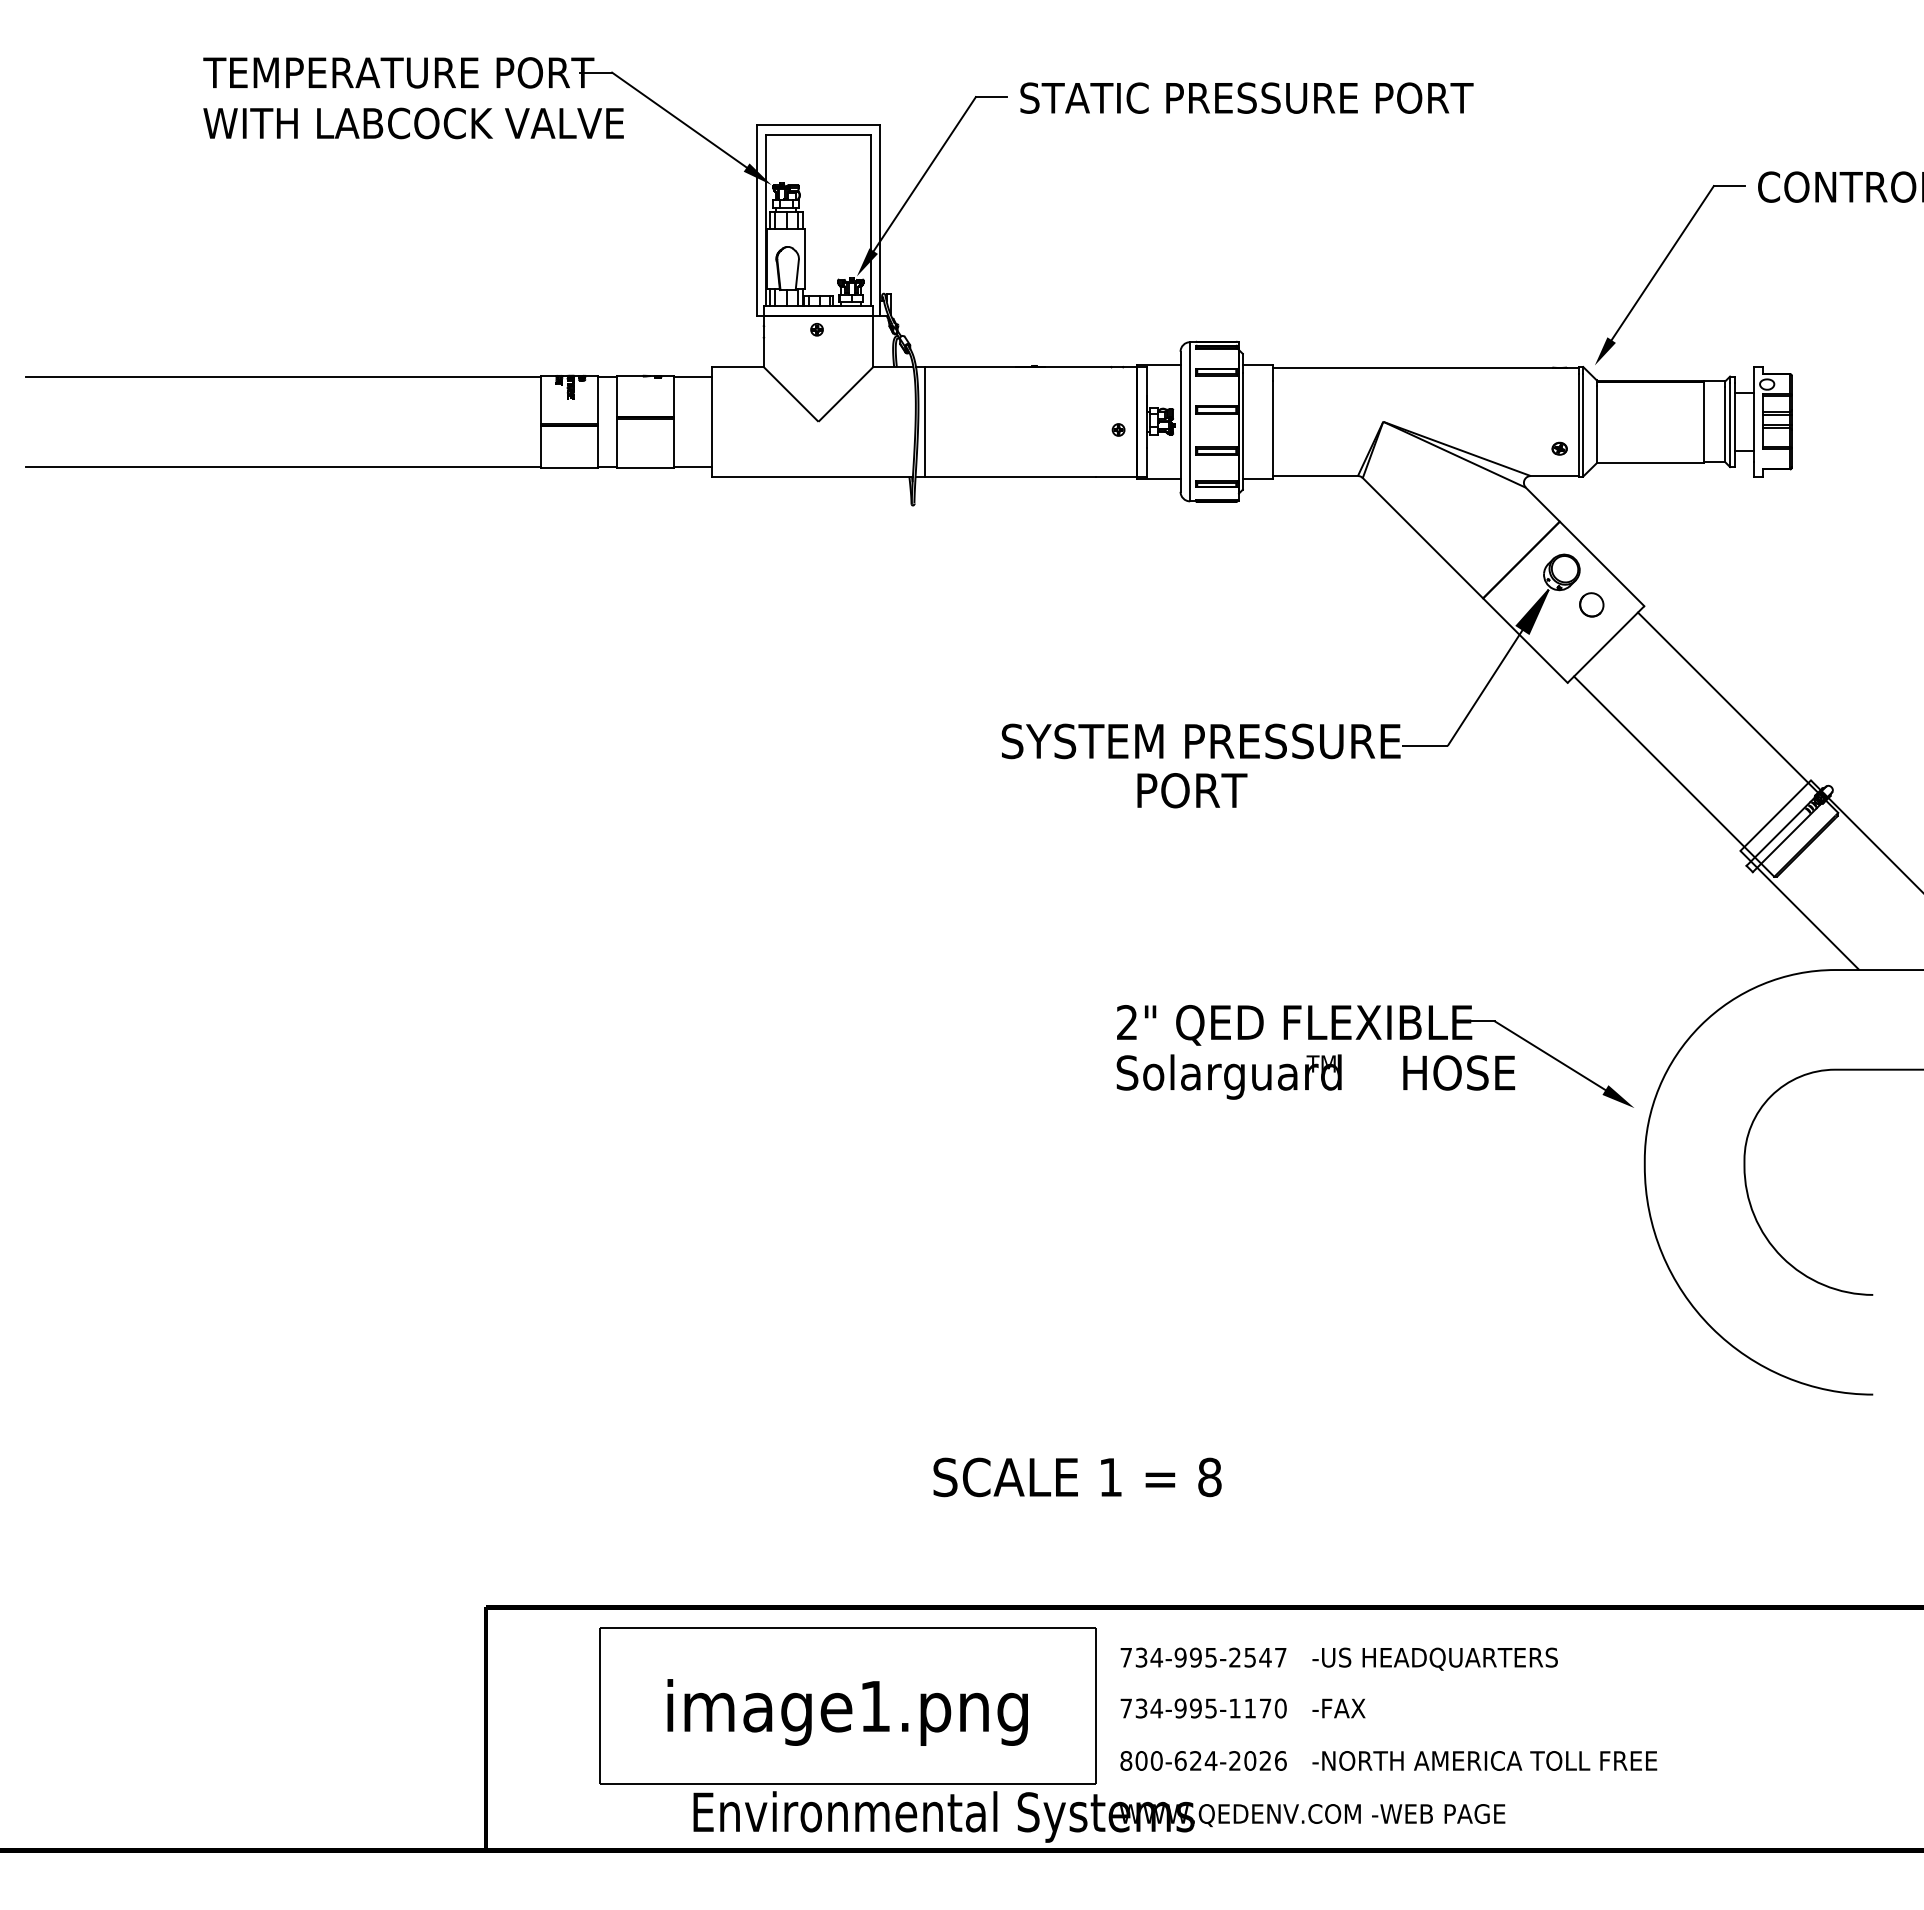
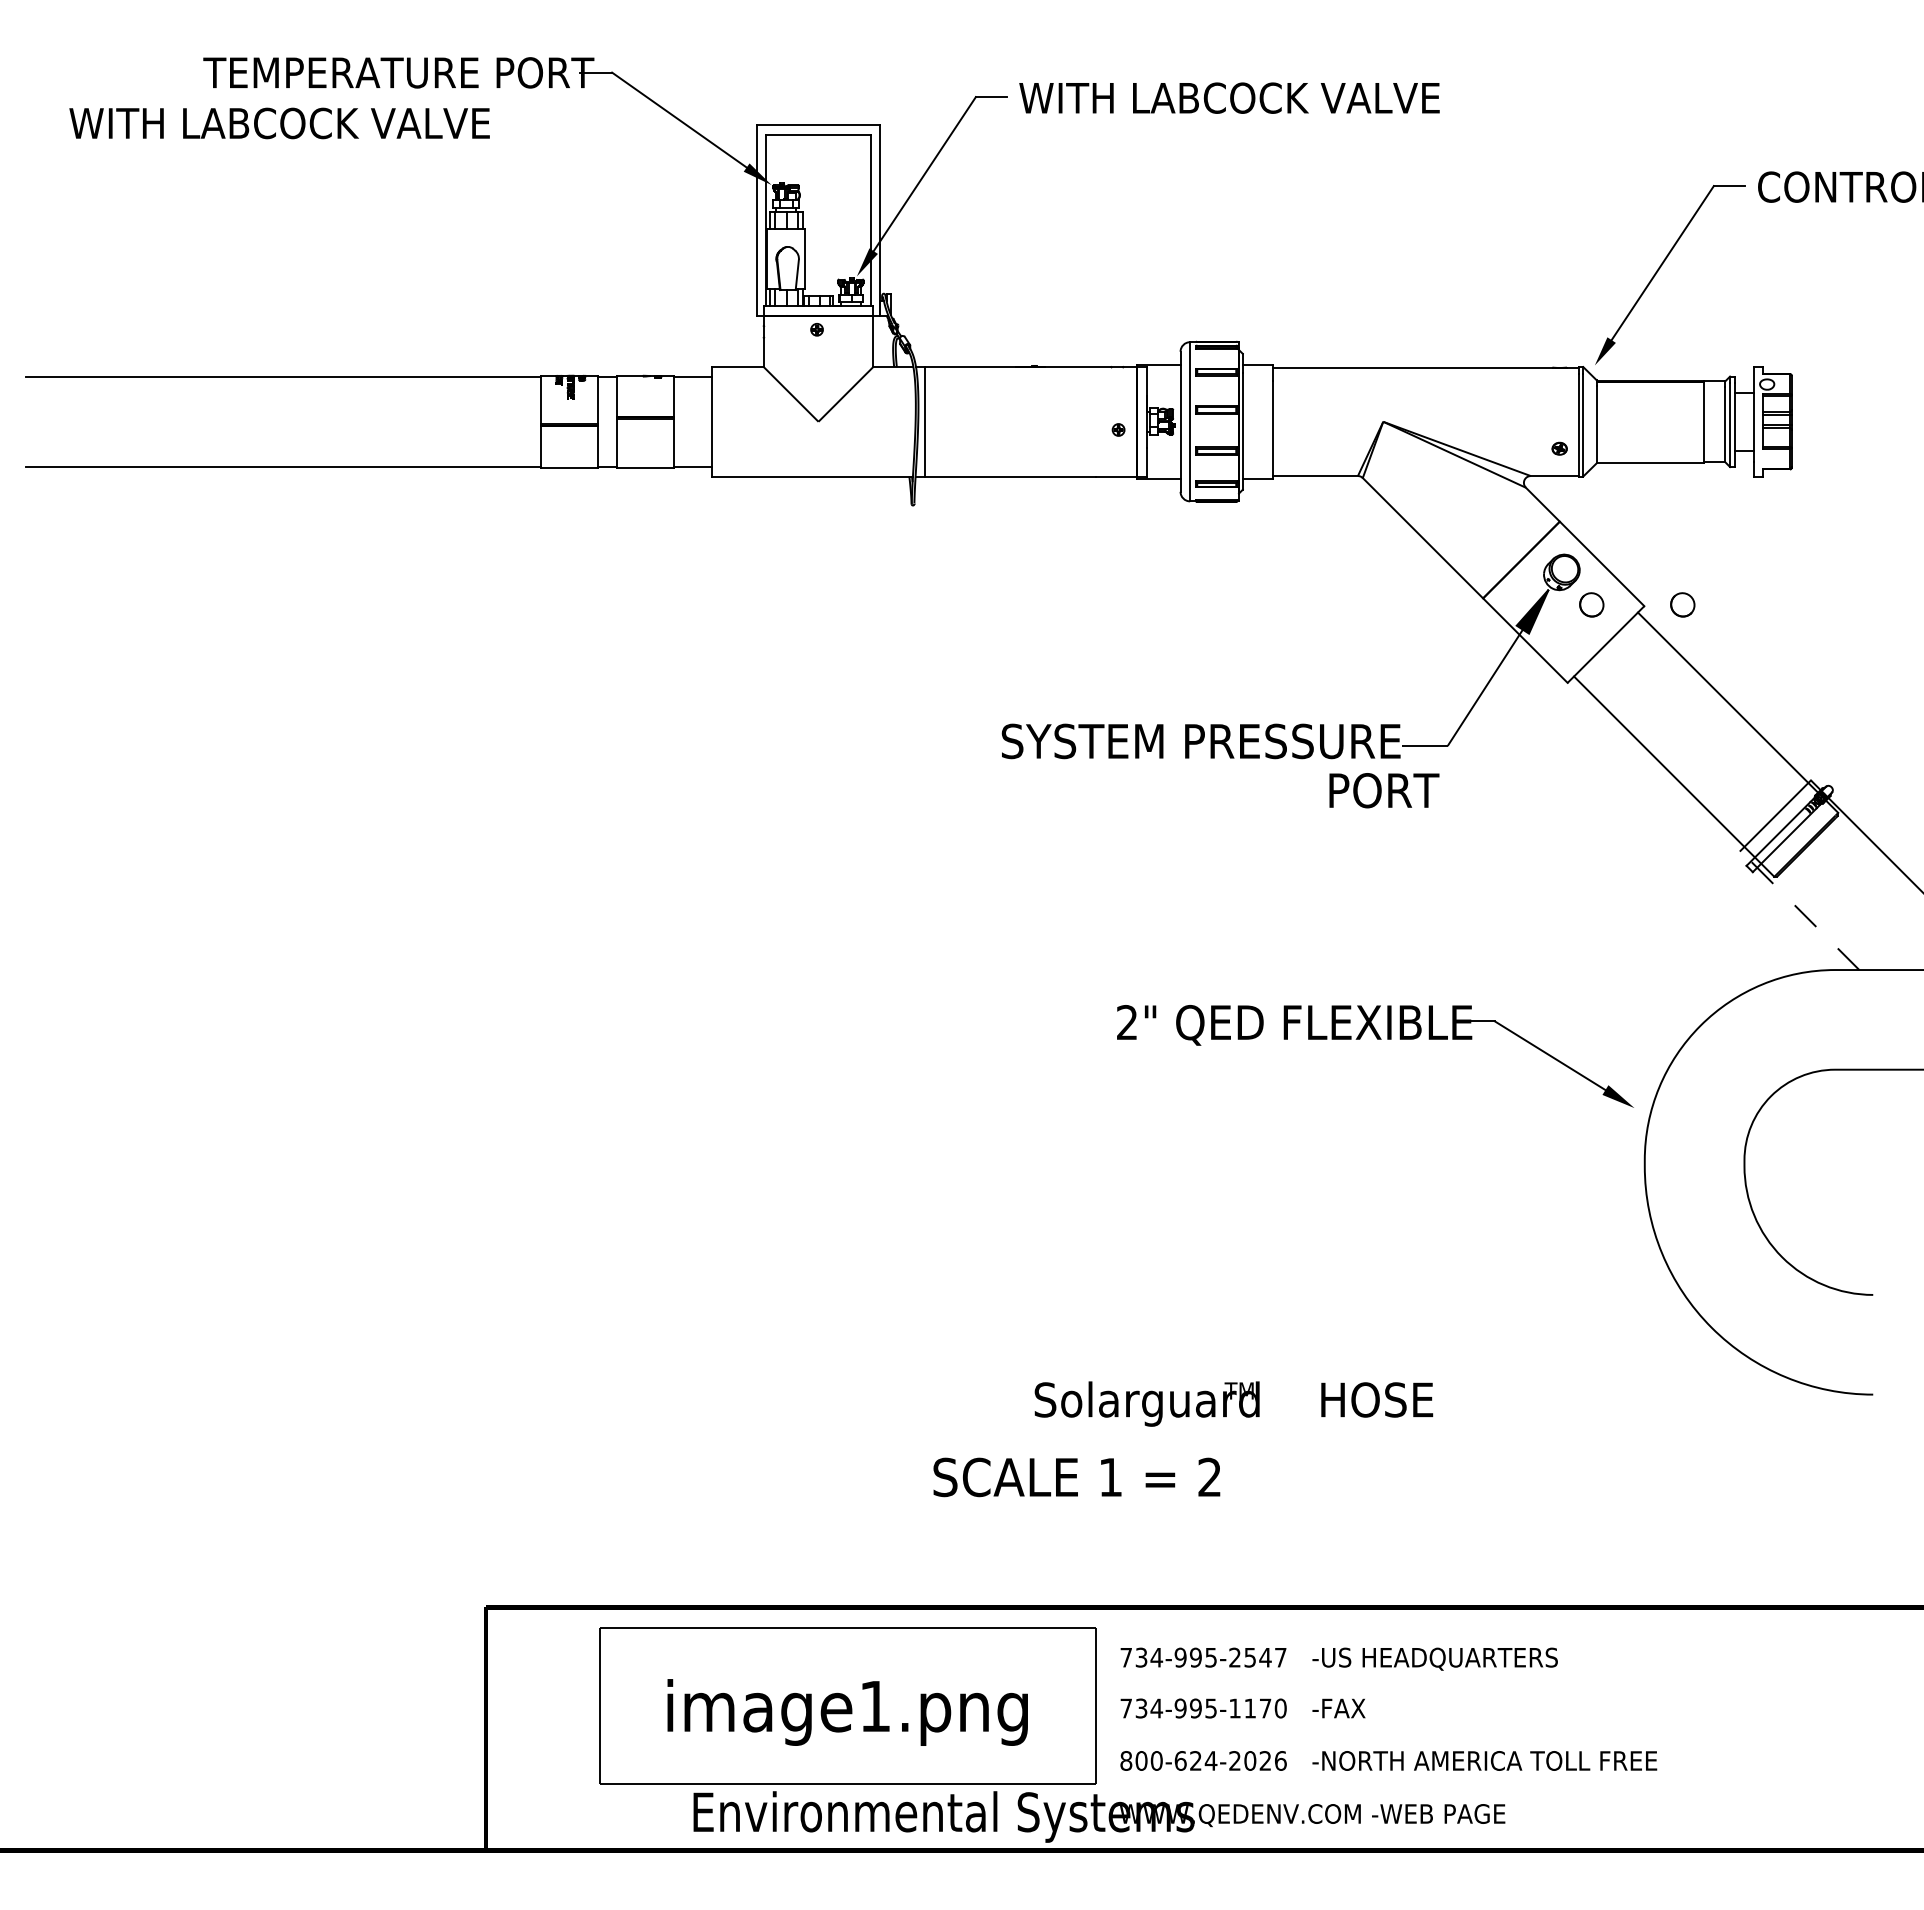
text: STATIC PRESSURE PORT -> WITH LABCOCK VALVE (1246, 97)
text position: (413, 123) -> (279, 123) (279, 123)
part: none -> present (1682, 604)
text position: (1192, 790) -> (1384, 790) (1384, 790)
line: solid -> dashed (1799, 910)
text position: (1315, 1076) -> (1233, 1403) (1233, 1403)
text: 8 -> 2 (1209, 1477)
